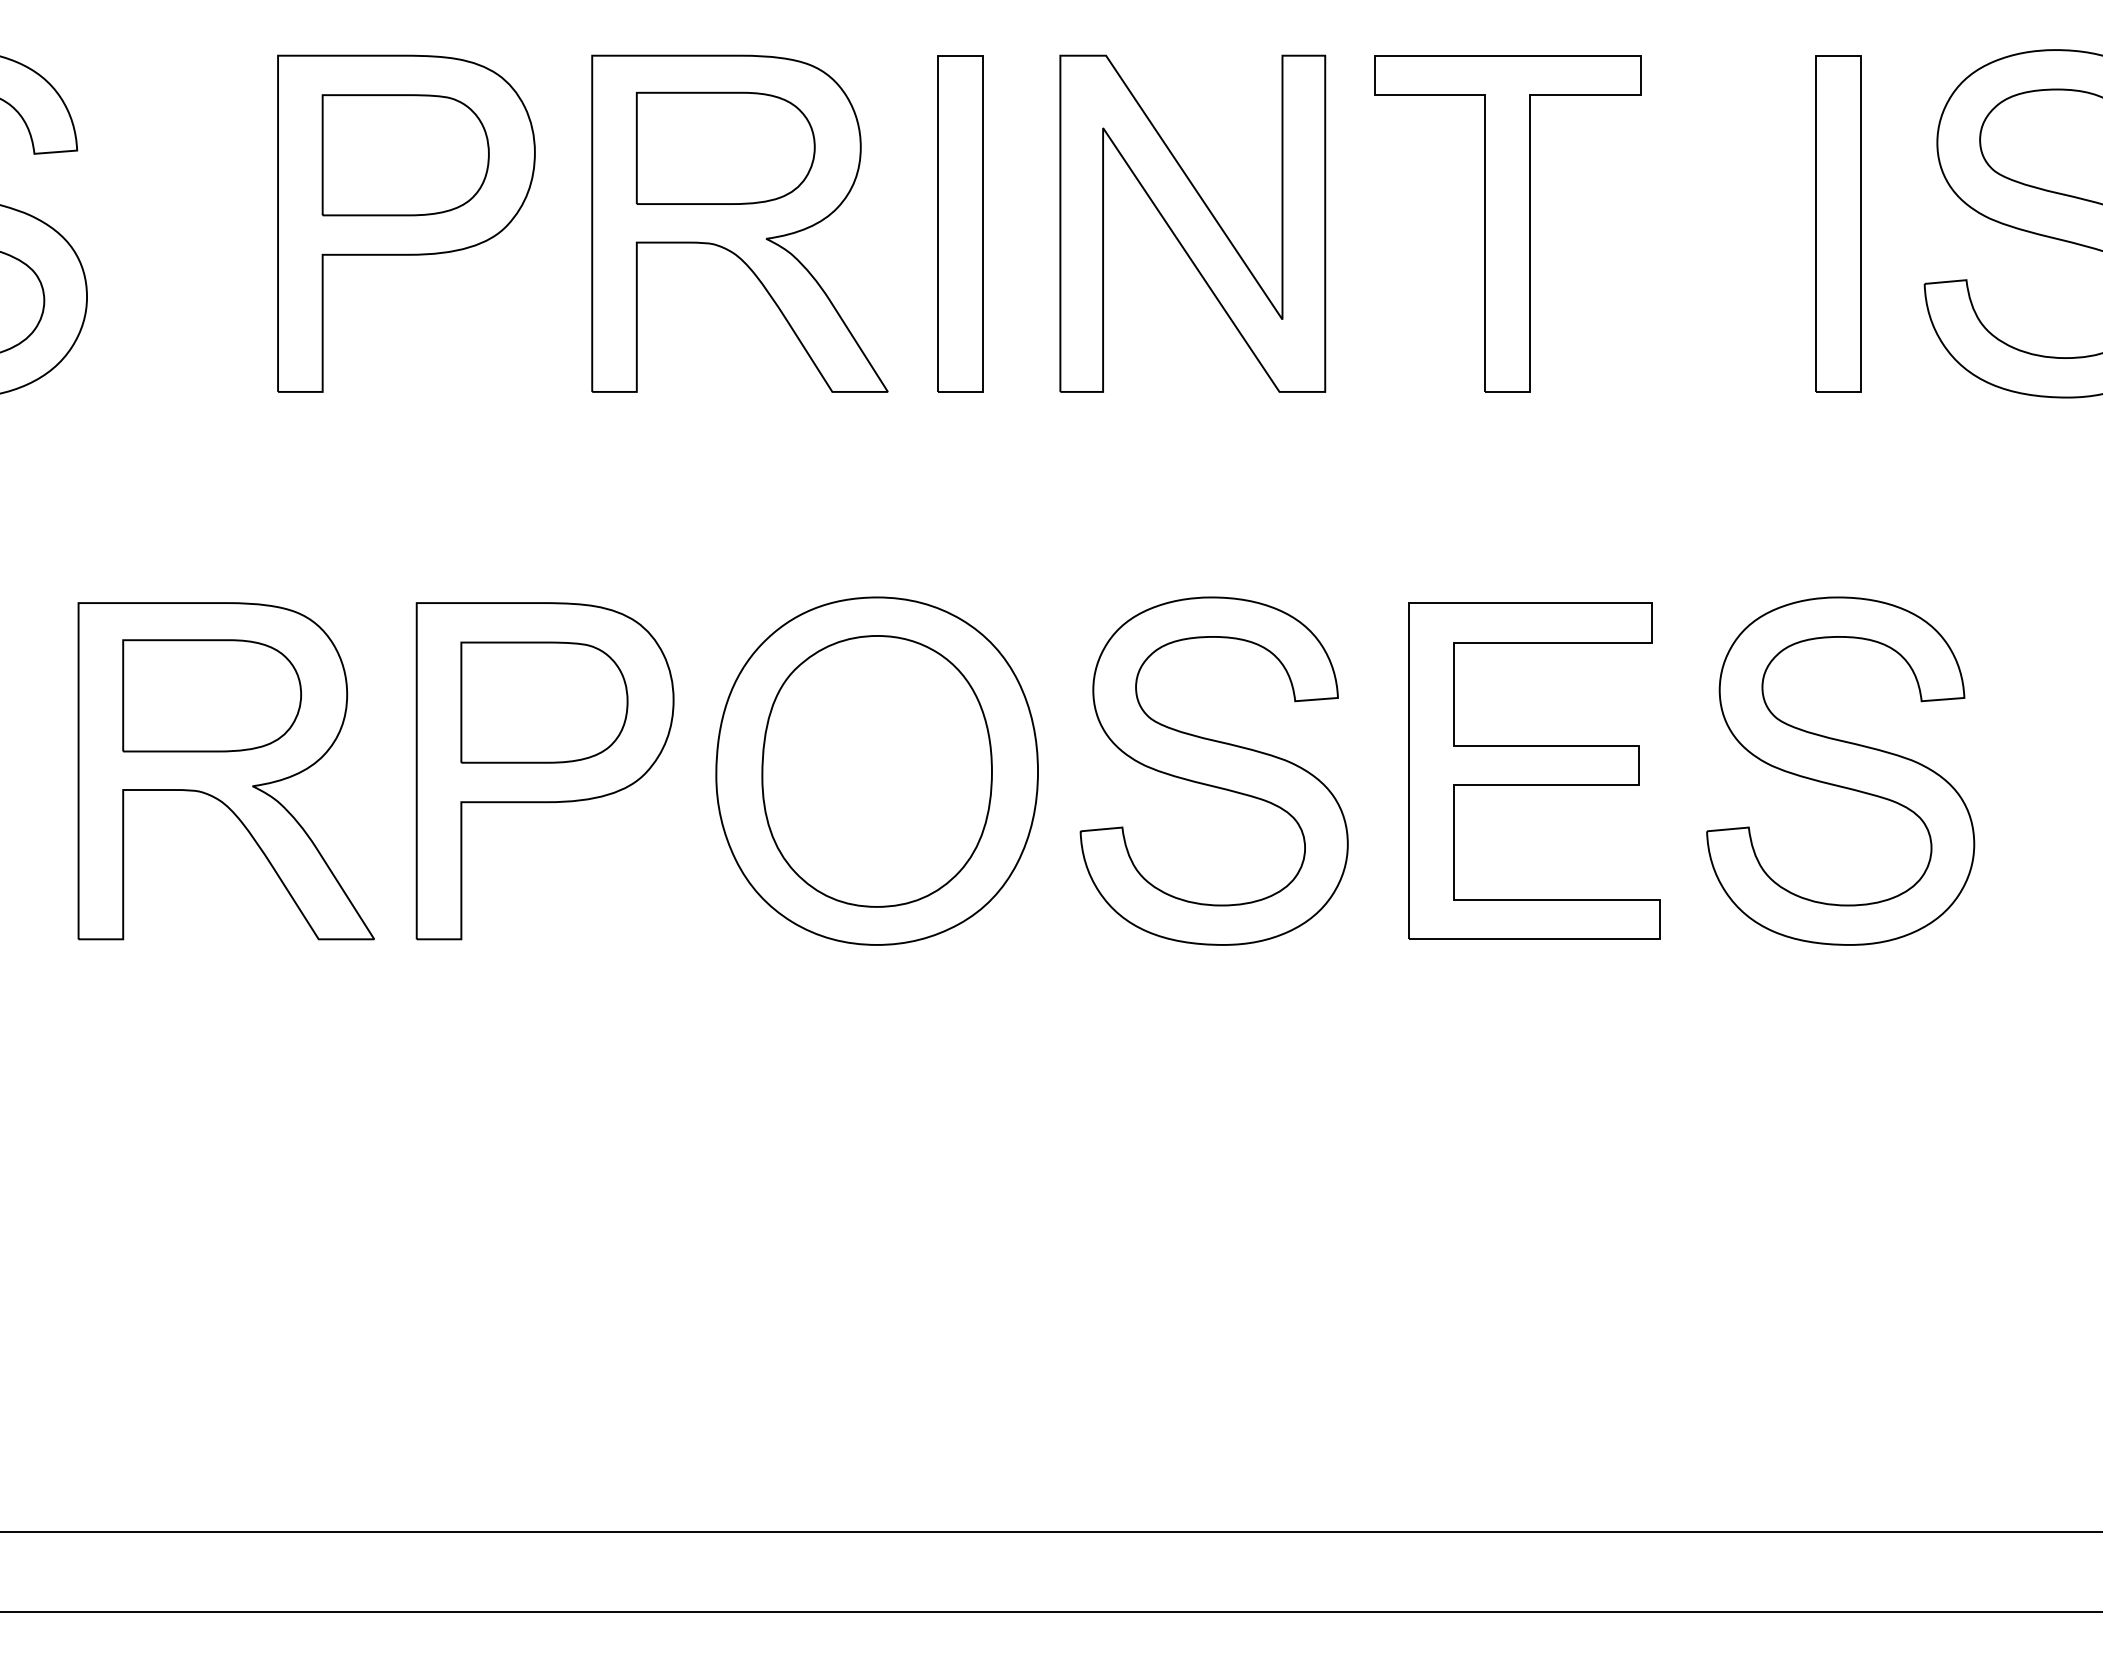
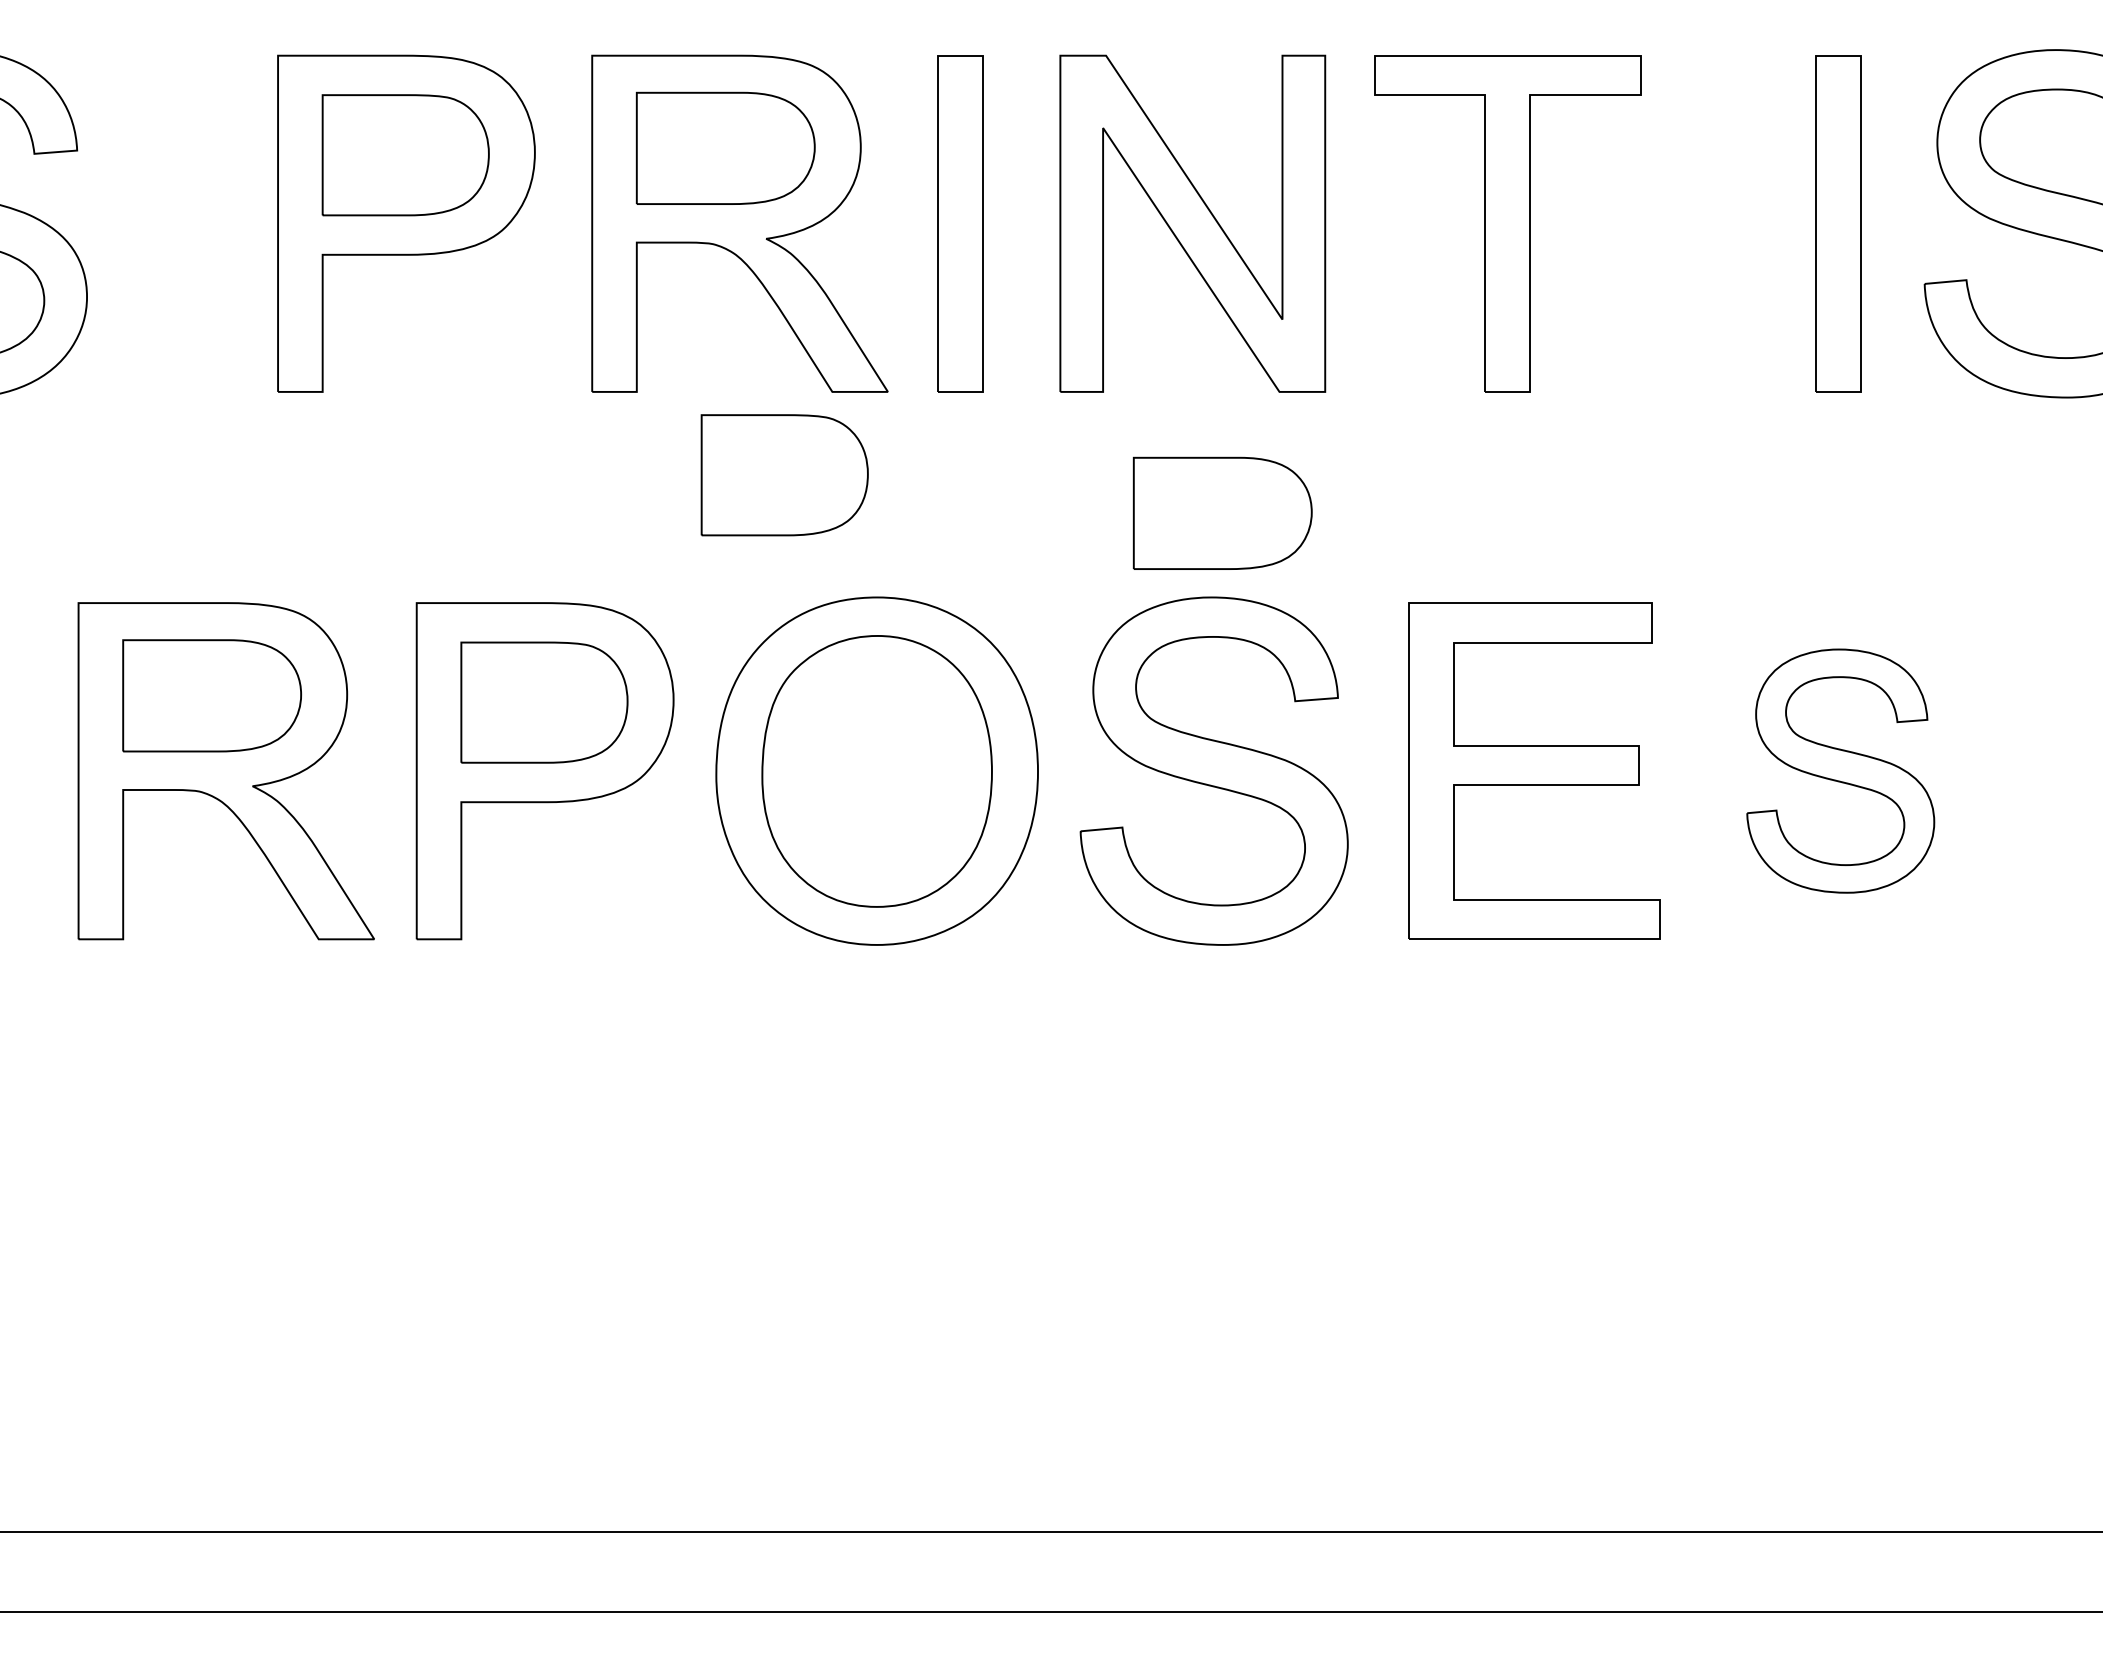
part: none -> present (784, 475)
part: none -> present (1222, 512)
part size: 270x350 px -> 190x246 px (1840, 770)
